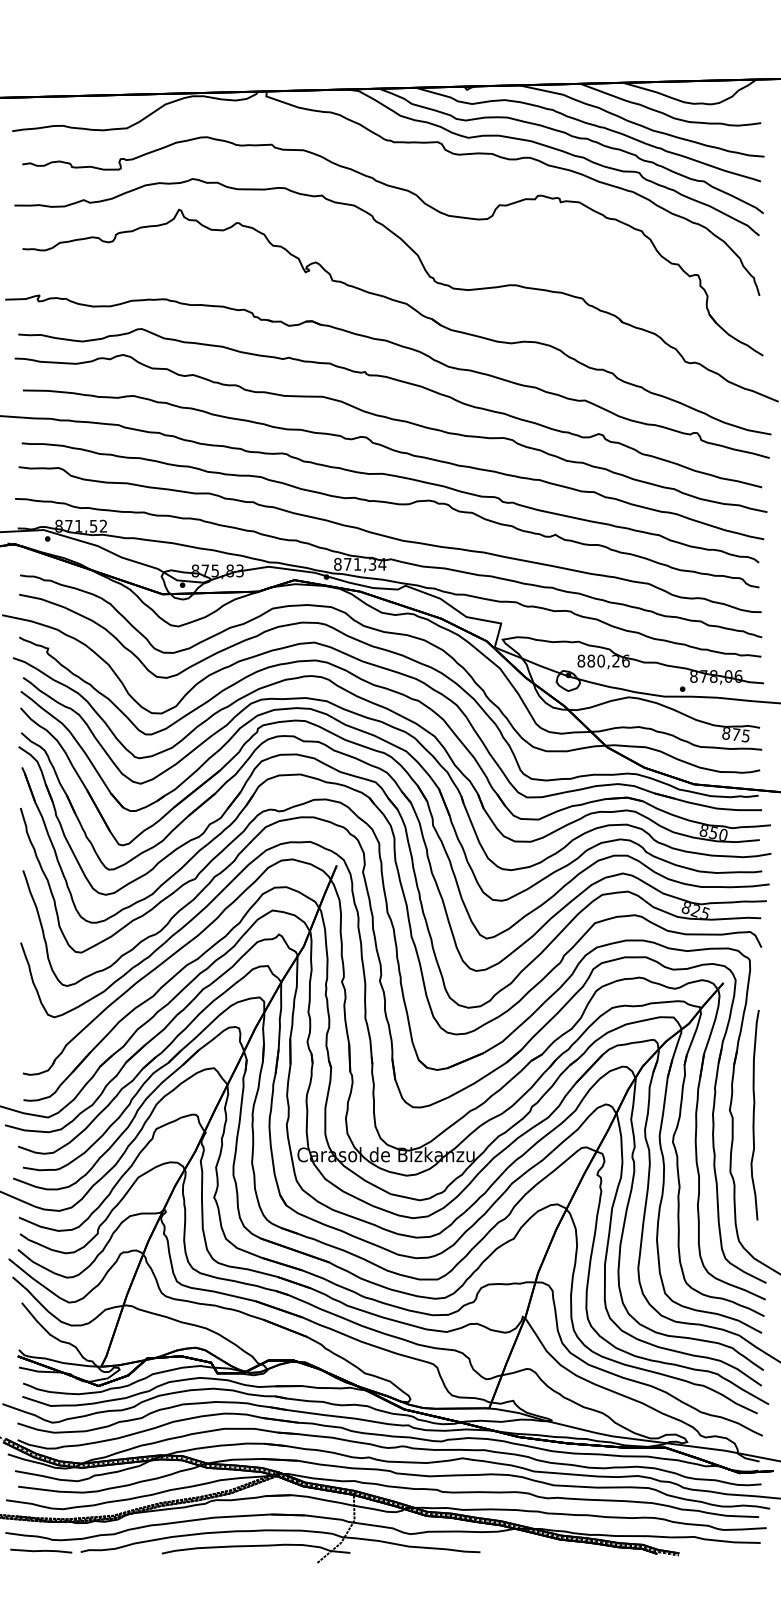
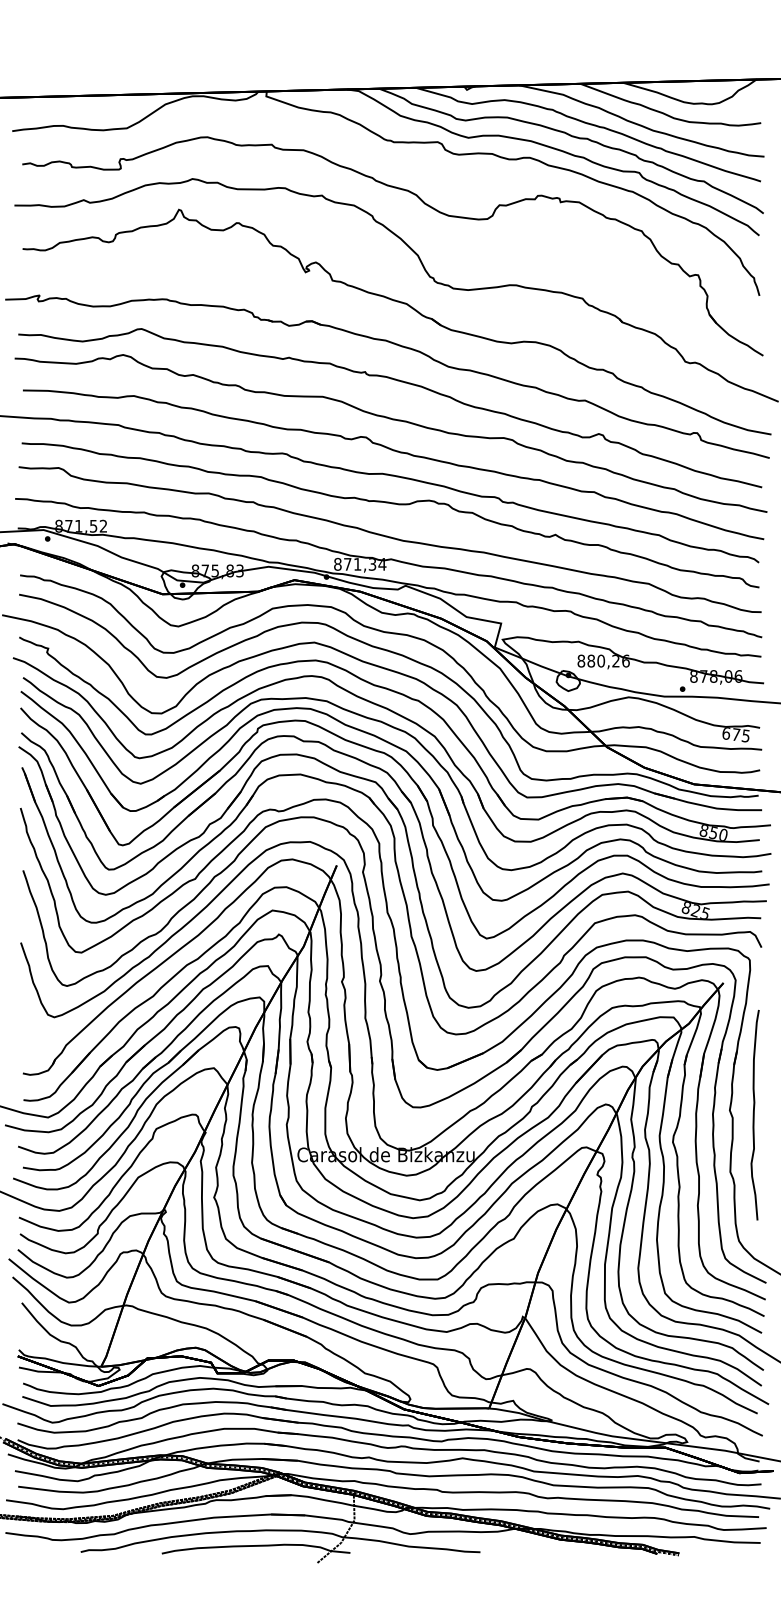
text: 875 -> 675 (726, 733)
line: present -> none (41, 1550)
